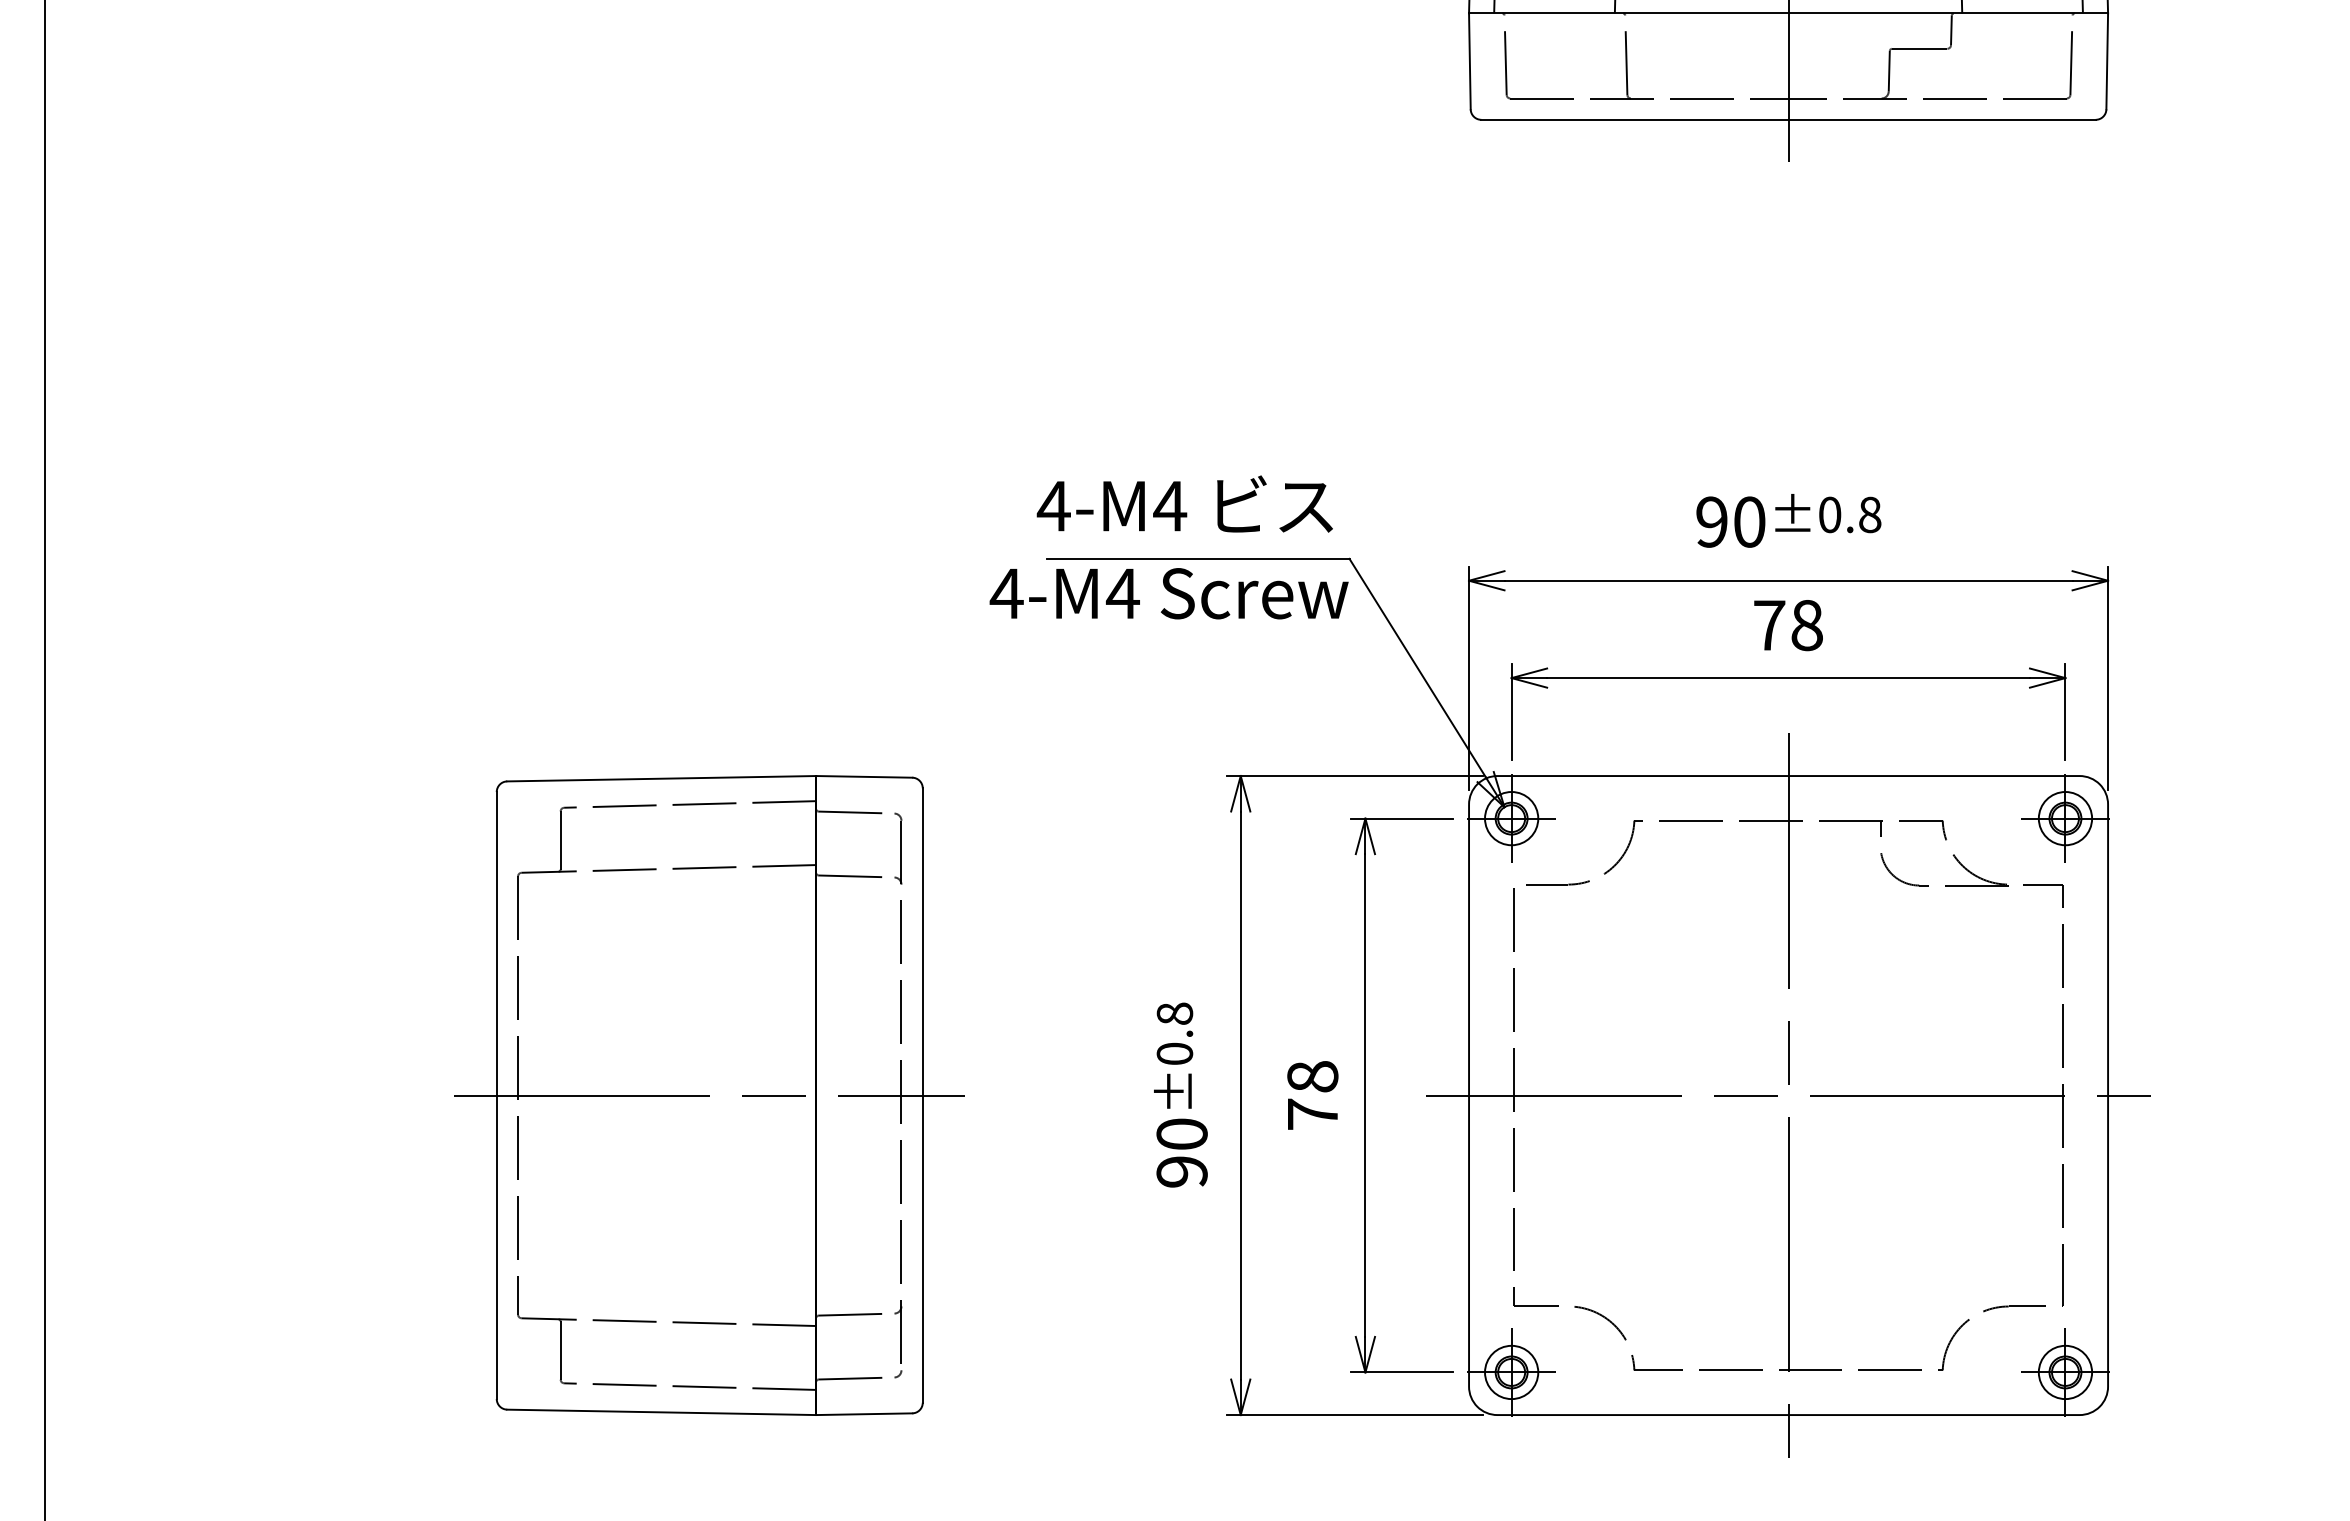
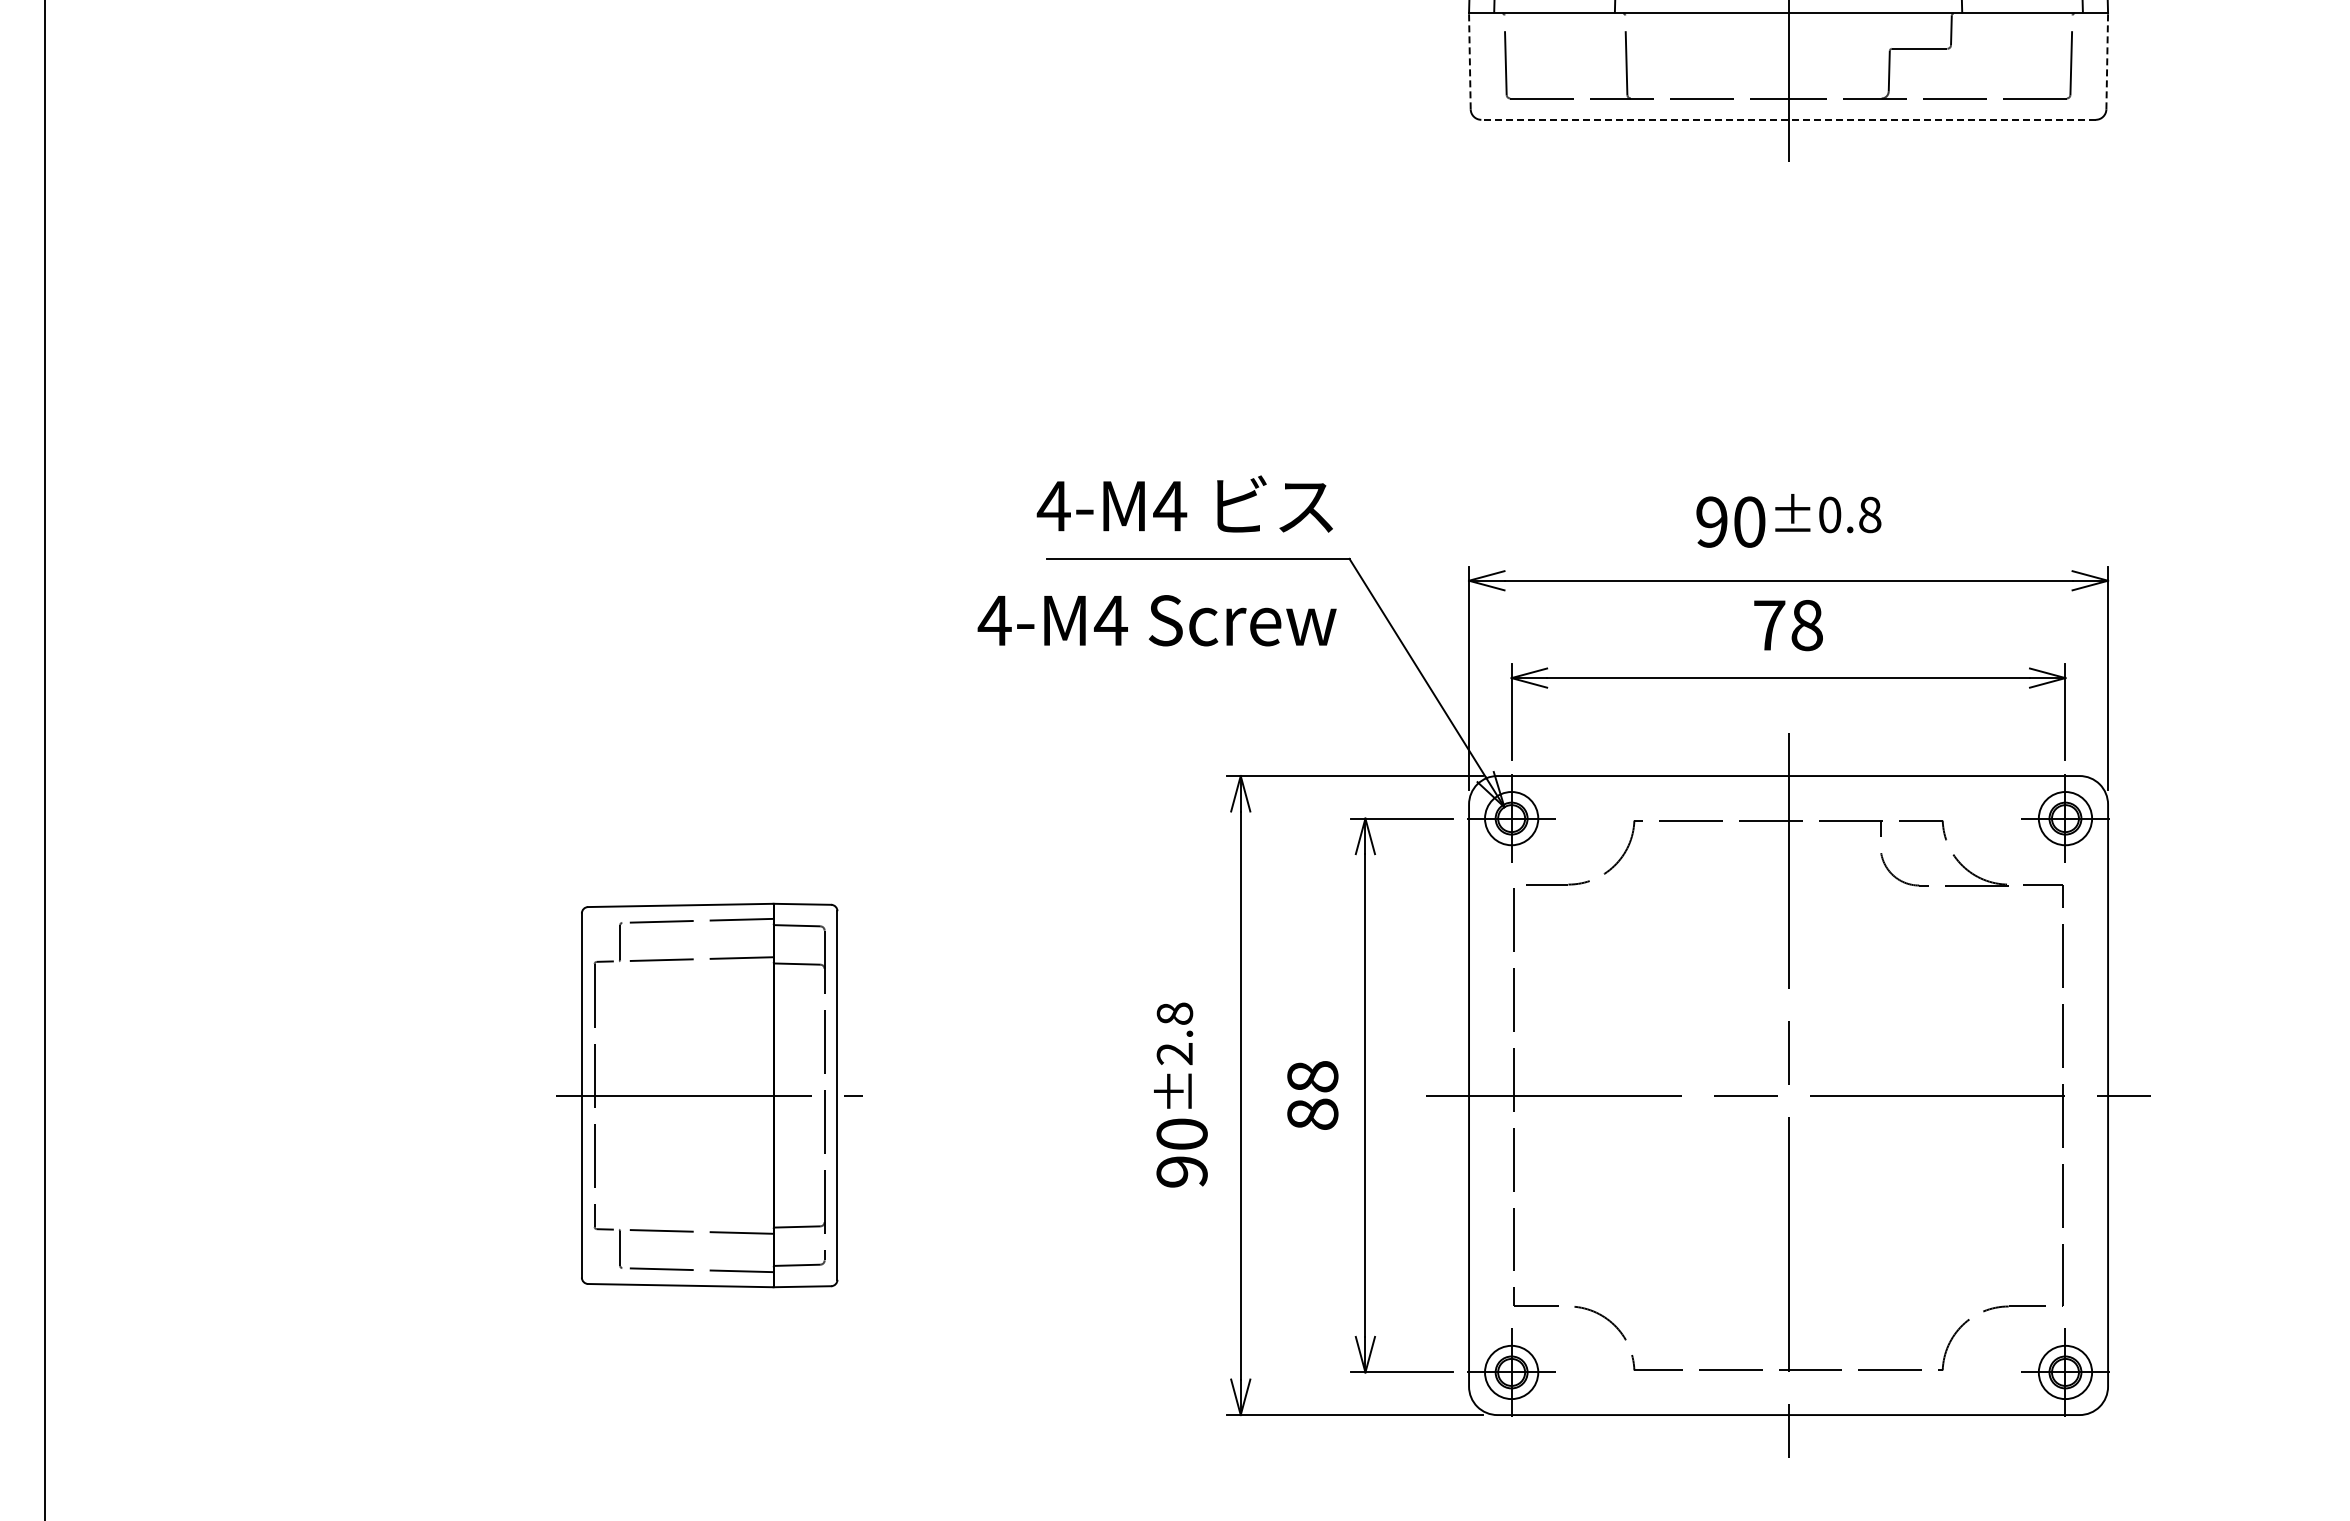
line: solid -> dashed (1469, 60)
line: solid -> dashed (2107, 60)
line: solid -> dashed (1788, 119)
text position: (1168, 593) -> (1156, 620) (1156, 620)
text: ±0.8 -> ±2.8 (1174, 1053)
part size: 511x641 px -> 307x387 px (709, 1095)
text: 78 -> 88 (1312, 1113)
